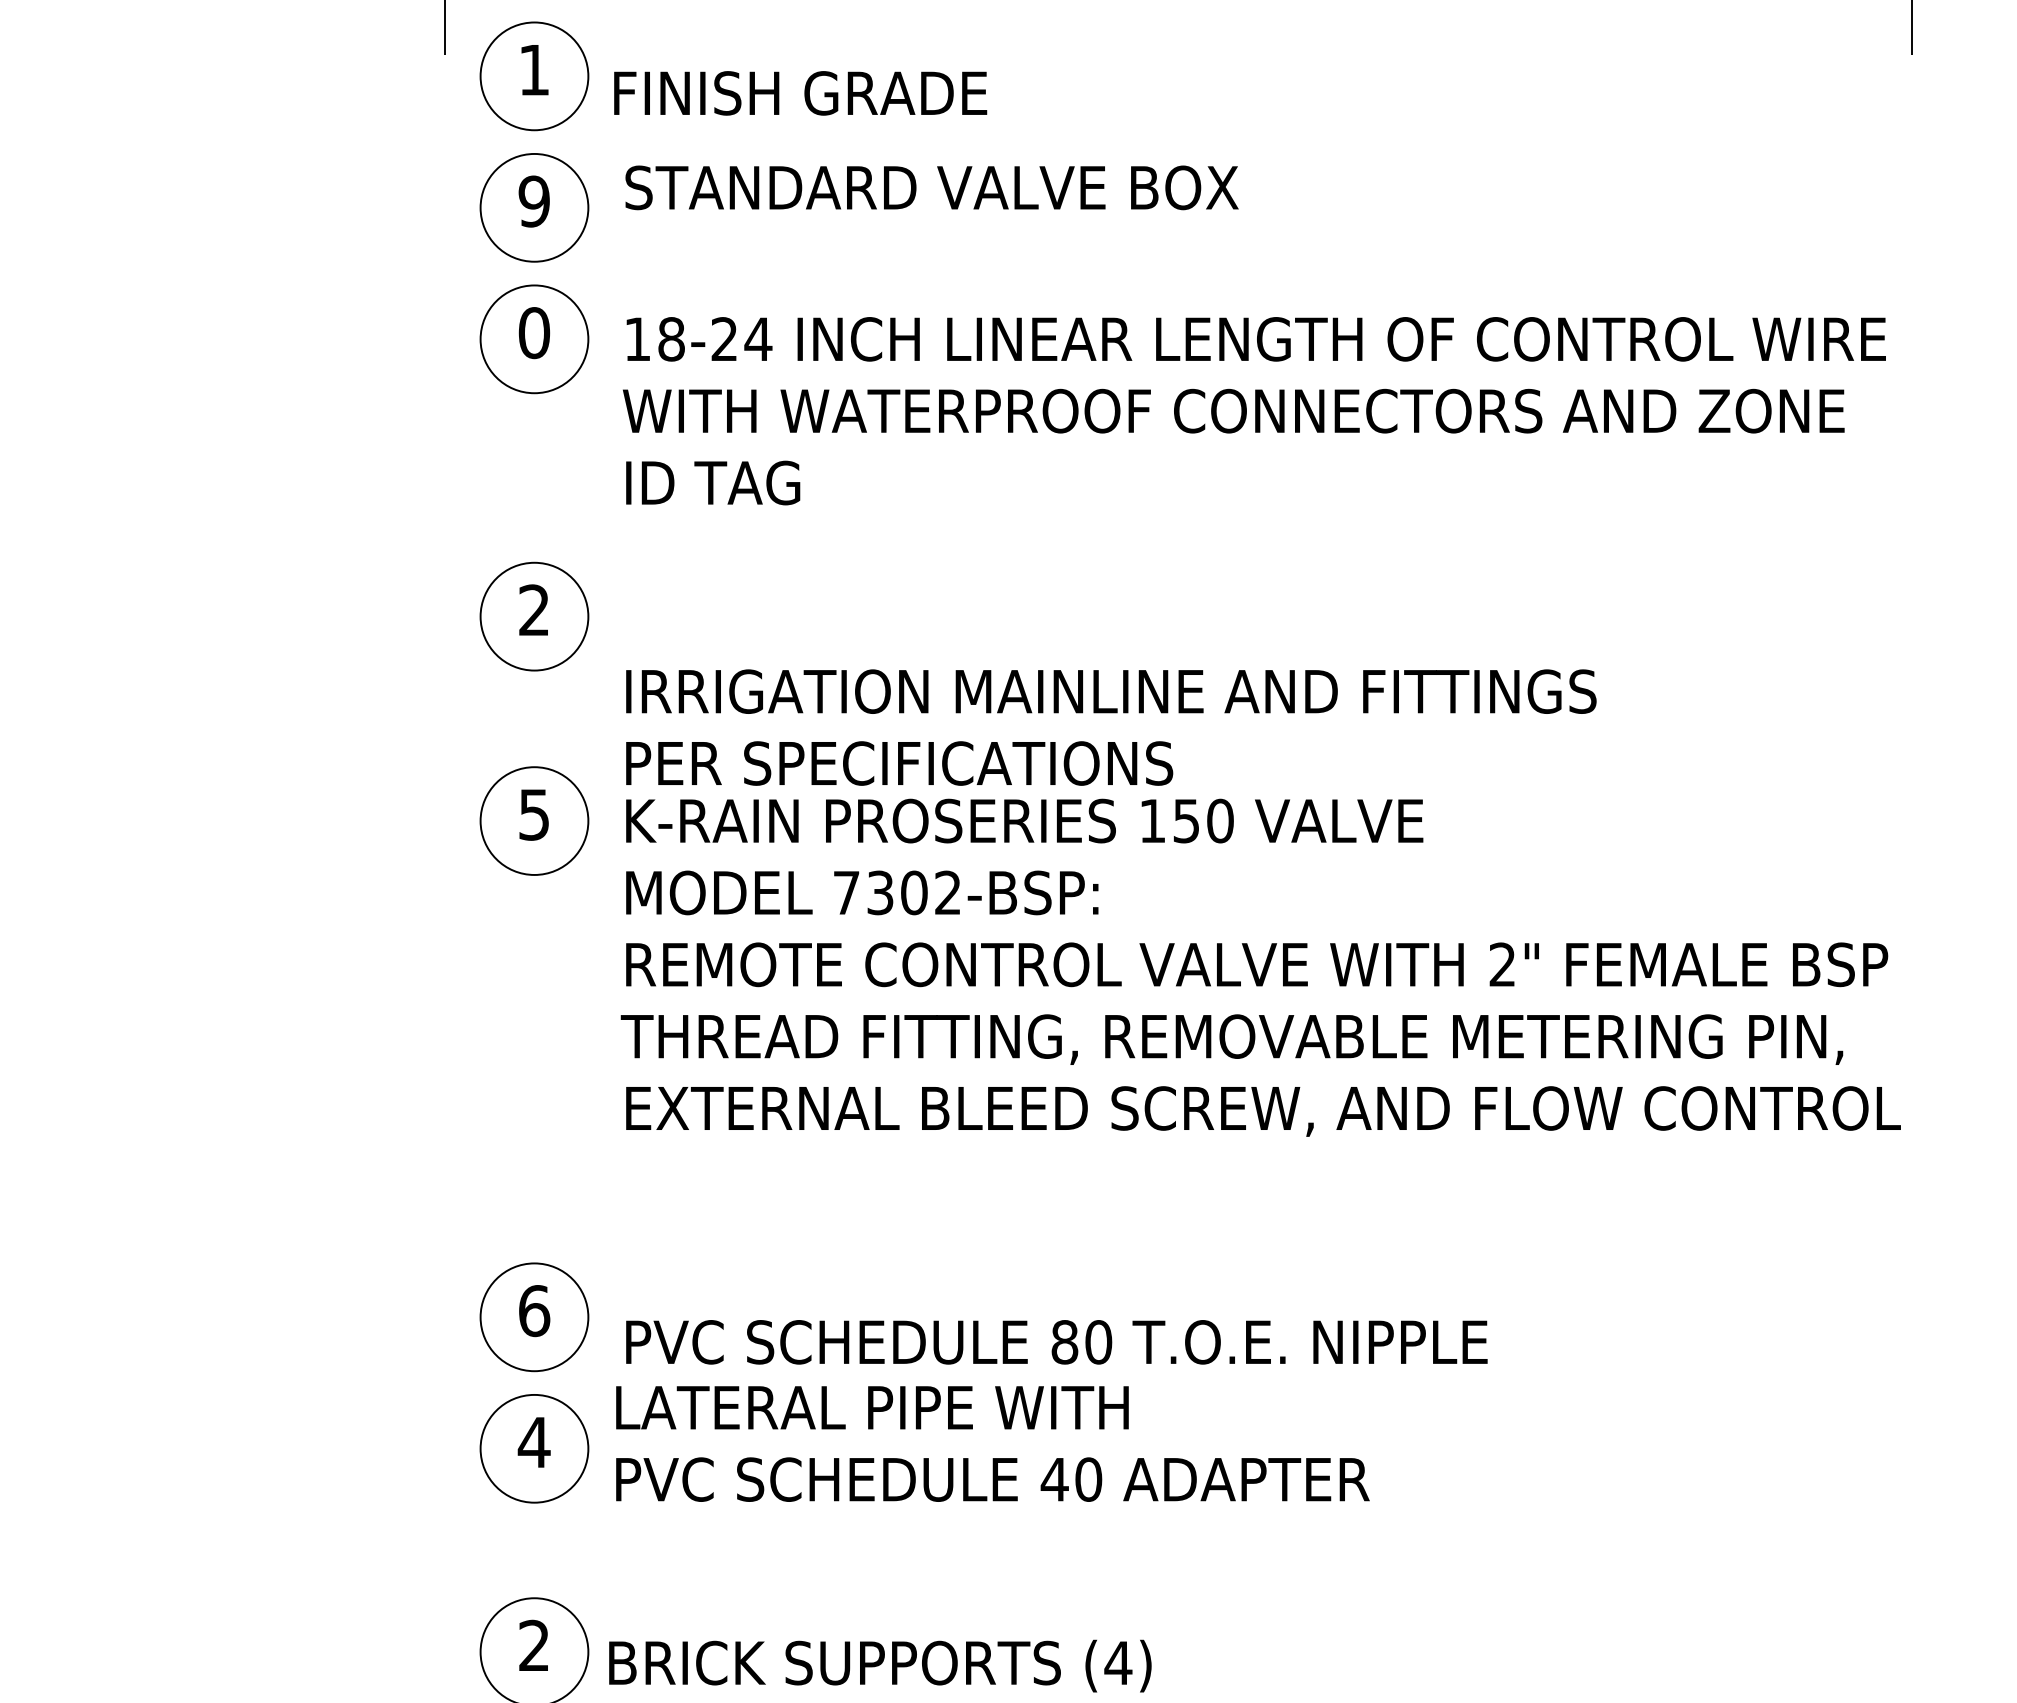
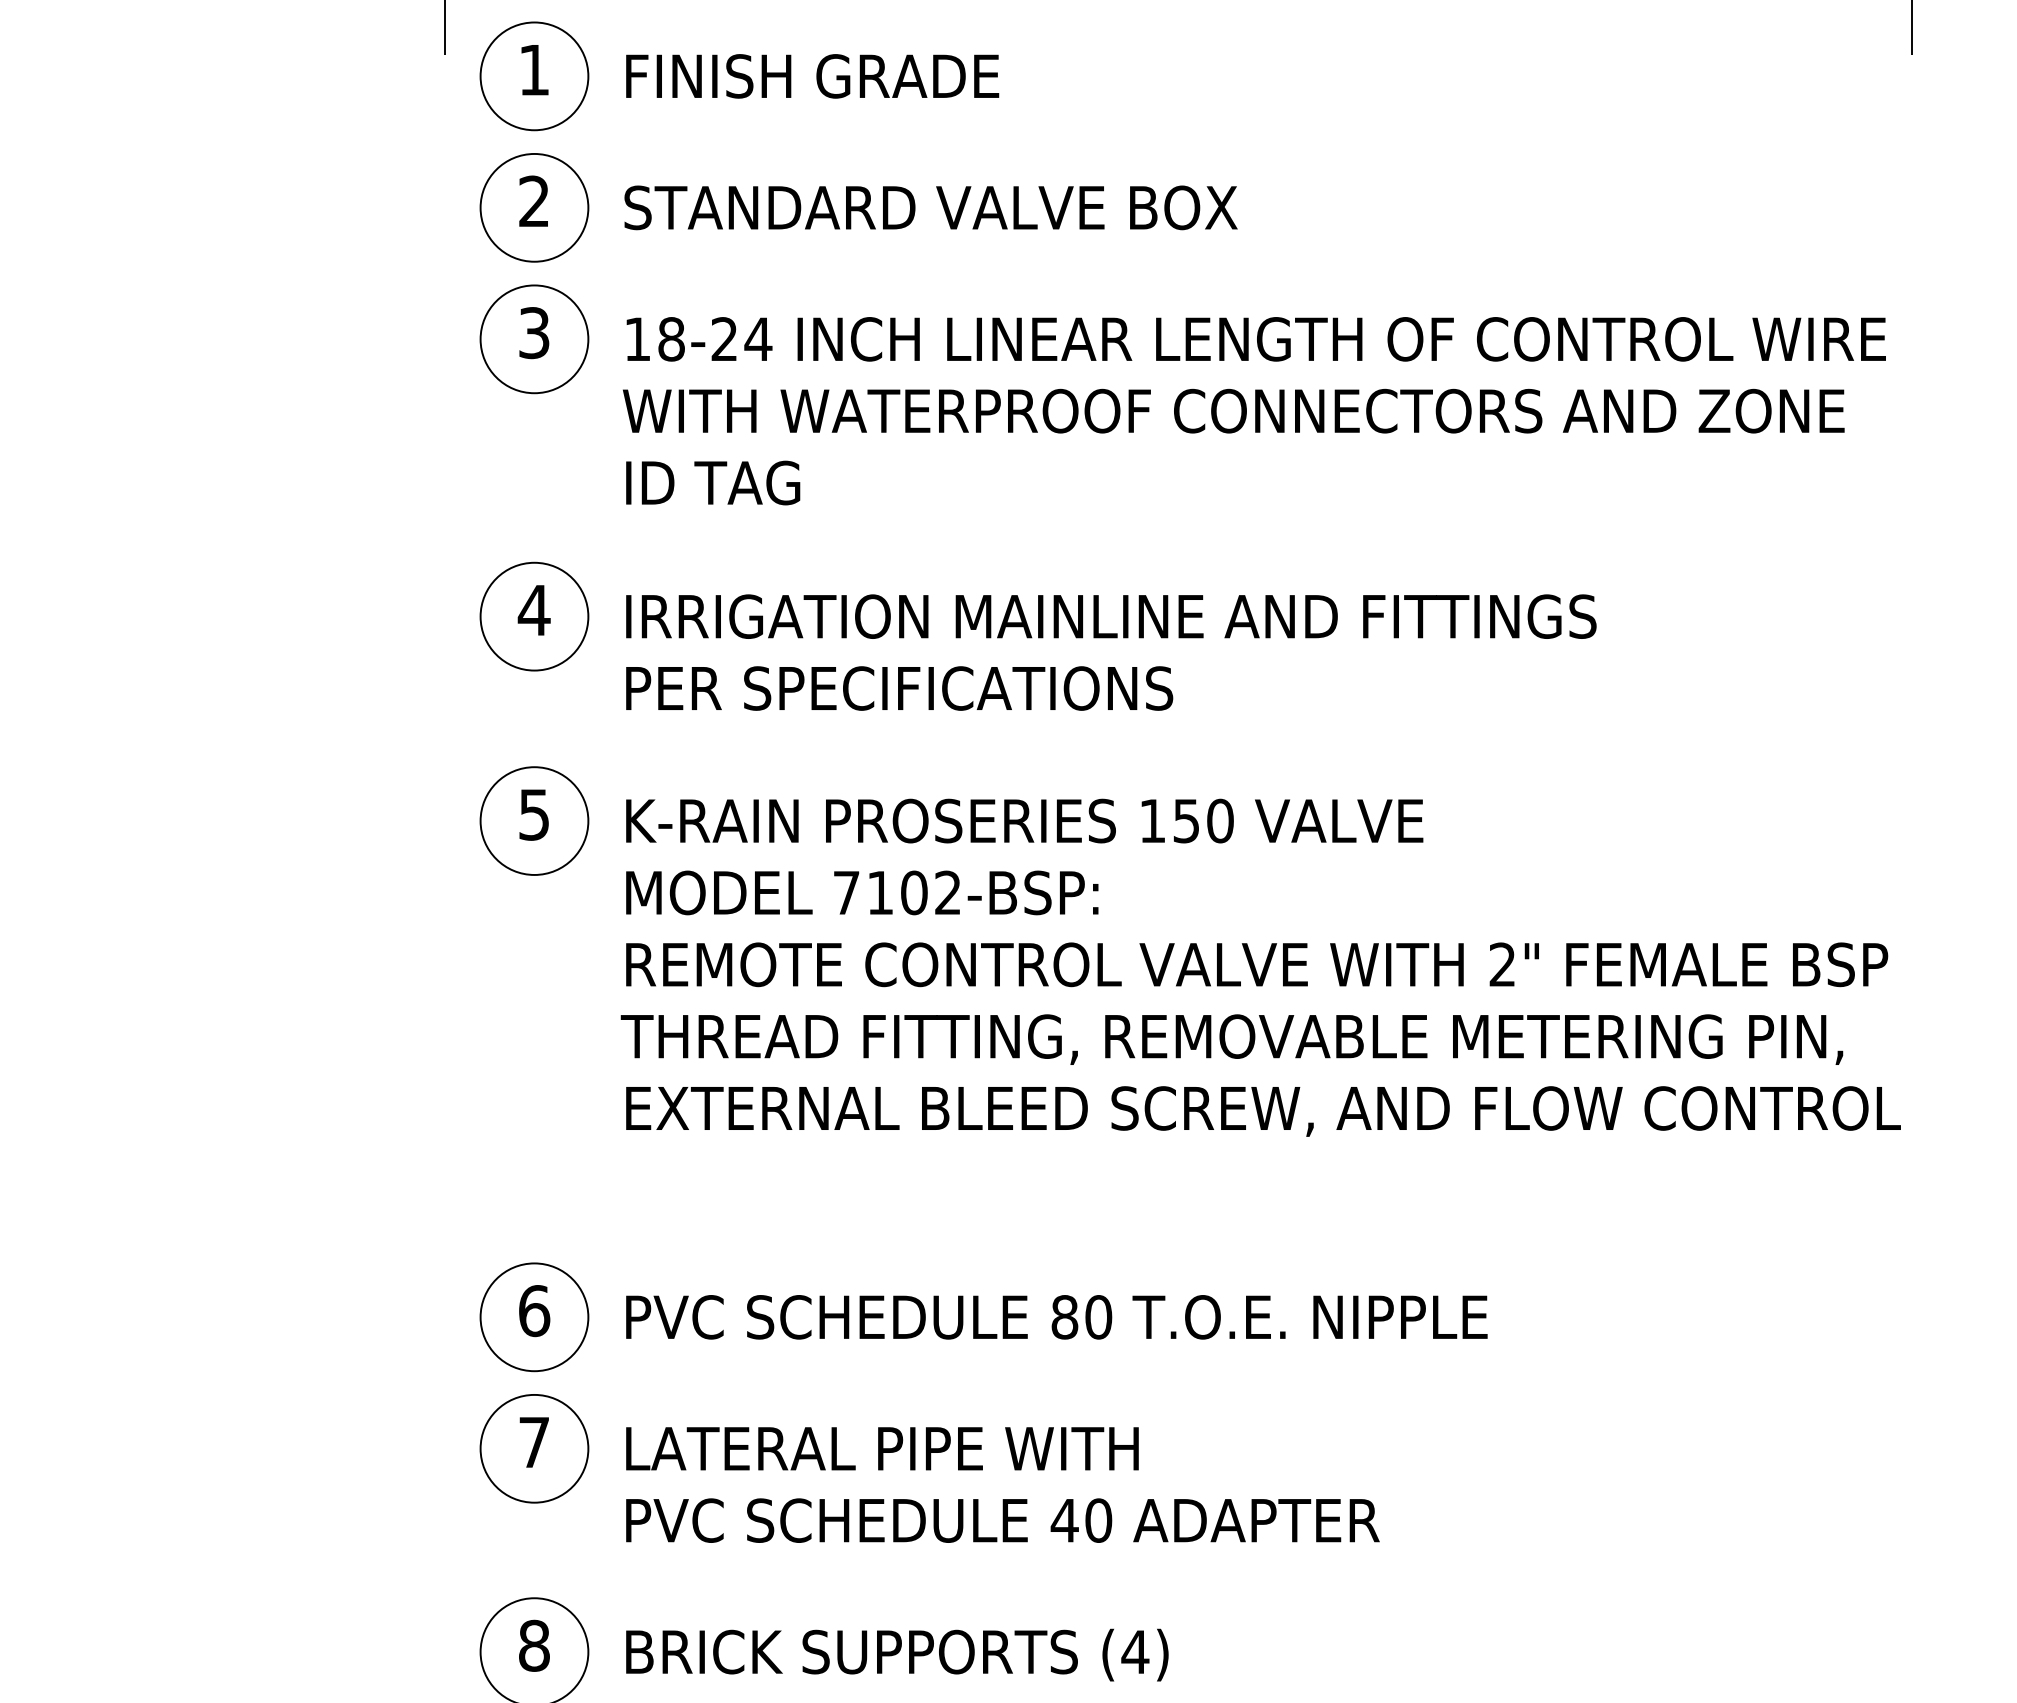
text position: (800, 93) -> (812, 76) (812, 76)
text position: (931, 187) -> (930, 207) (930, 207)
text: 9 -> 2 (533, 201)
text: 0 -> 3 (534, 333)
text: 2 -> 4 (533, 609)
text position: (1111, 727) -> (1111, 652) (1111, 652)
text: 7302-BSP:^JREMOTE -> 7102-BSP:^JREMOTE (880, 892)
text position: (1056, 1342) -> (1056, 1317) (1056, 1317)
text: 4 -> 7 (533, 1442)
text position: (992, 1443) -> (1002, 1484) (1002, 1484)
text: 2 -> 8 (534, 1645)
text position: (880, 1665) -> (897, 1654) (897, 1654)
